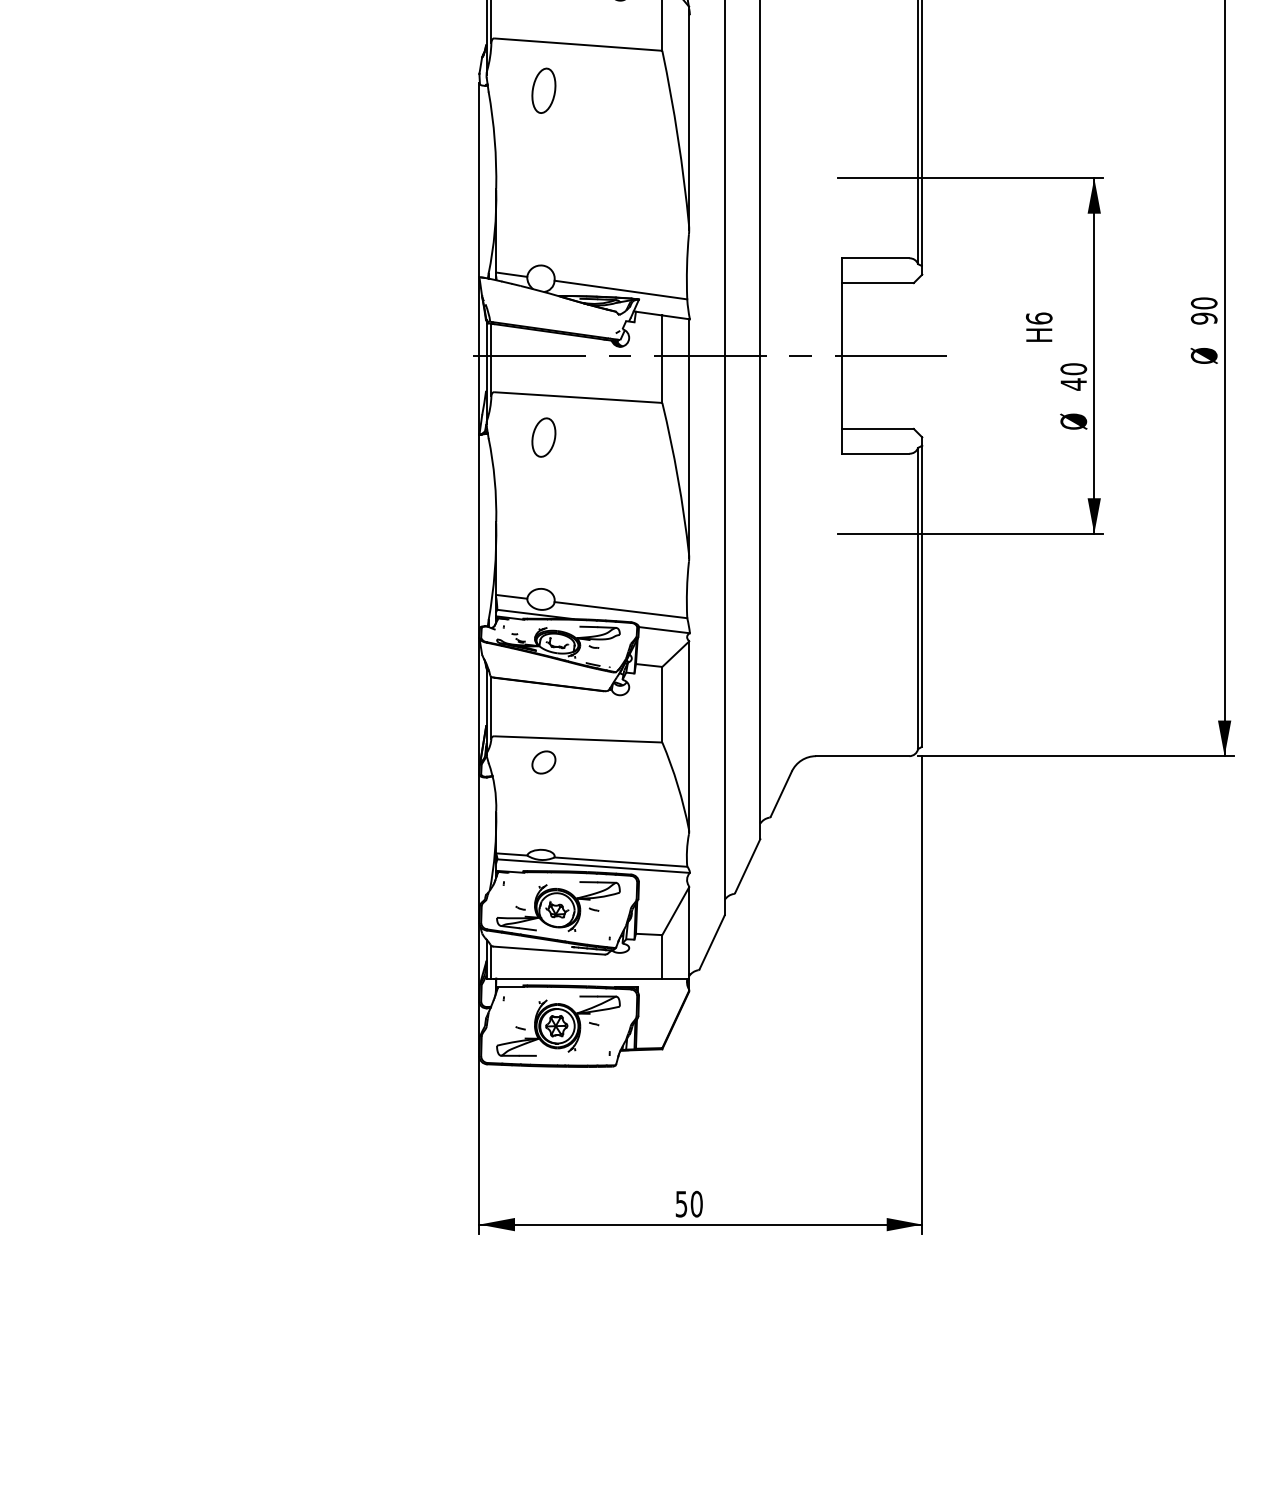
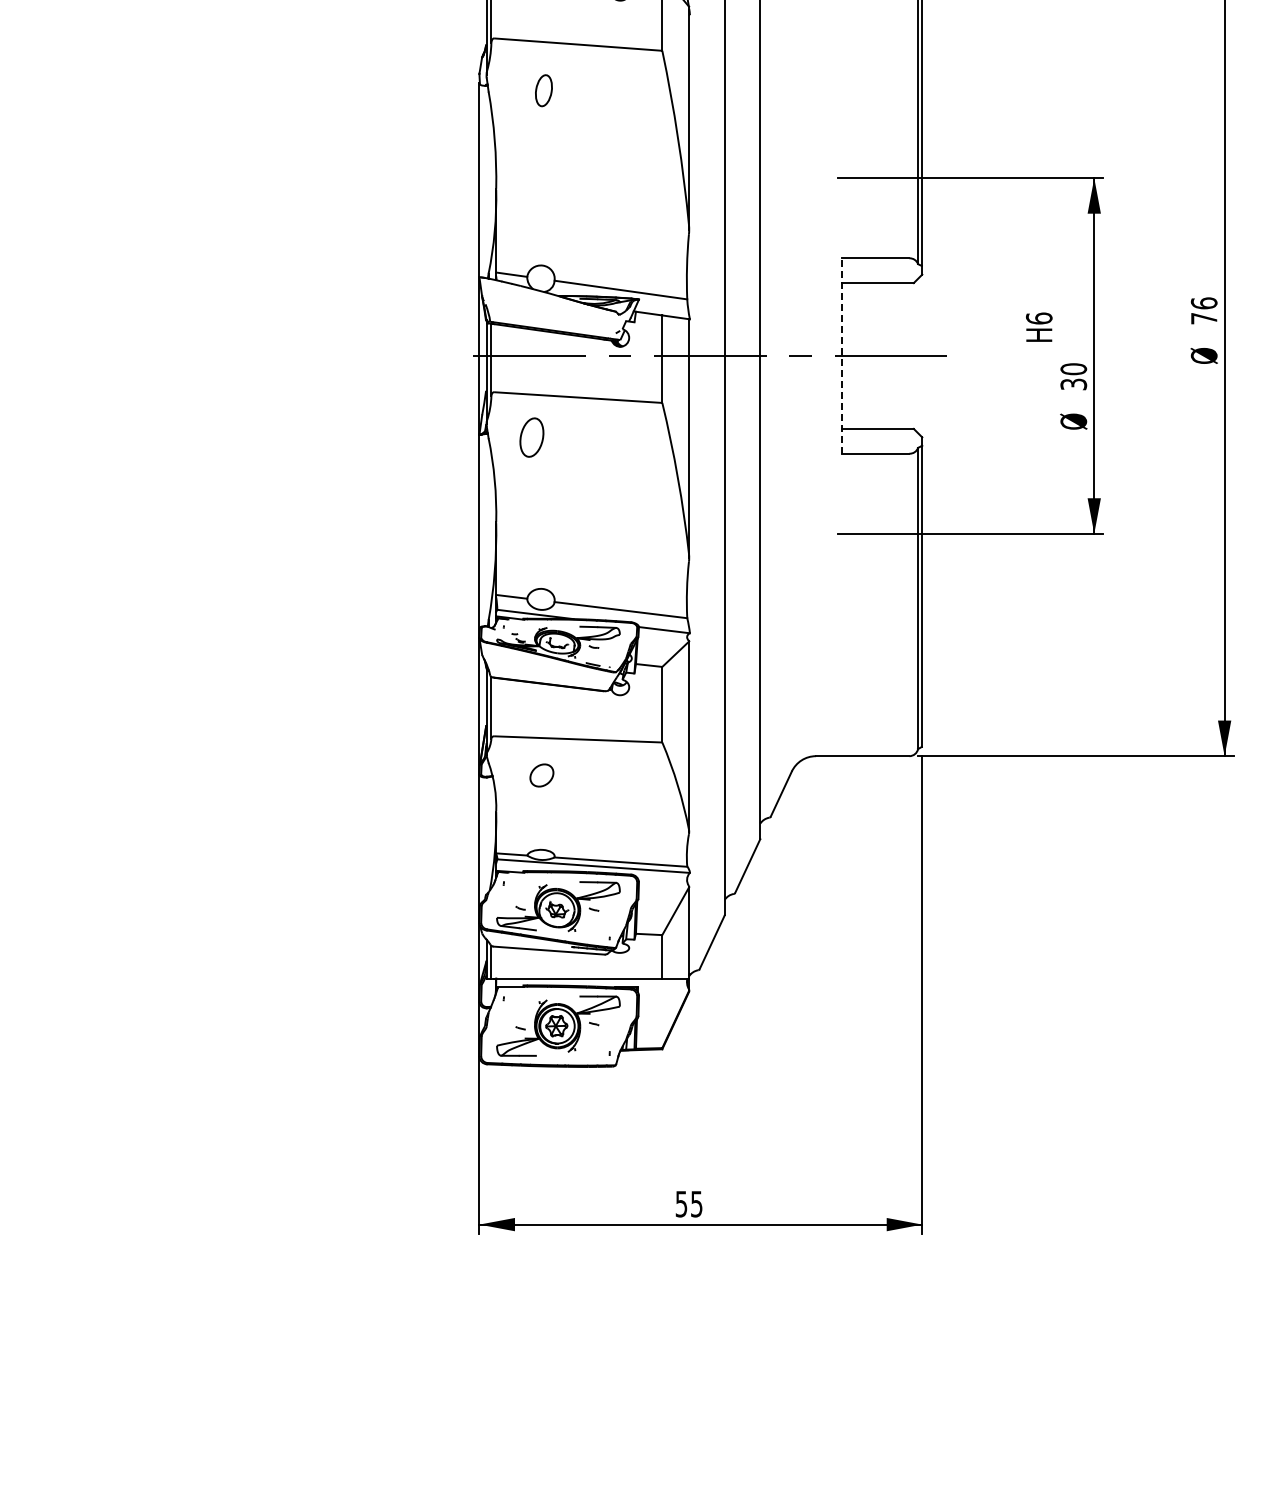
part size: 26x47 px -> 18x34 px (543, 90)
text: 90 -> 76 (1203, 310)
line: solid -> dashed (842, 356)
text: 40 -> 30 (1073, 384)
part position: (543, 437) -> (531, 437) (531, 437)
part position: (543, 762) -> (541, 775) (541, 775)
text: 50 -> 55 (696, 1203)
